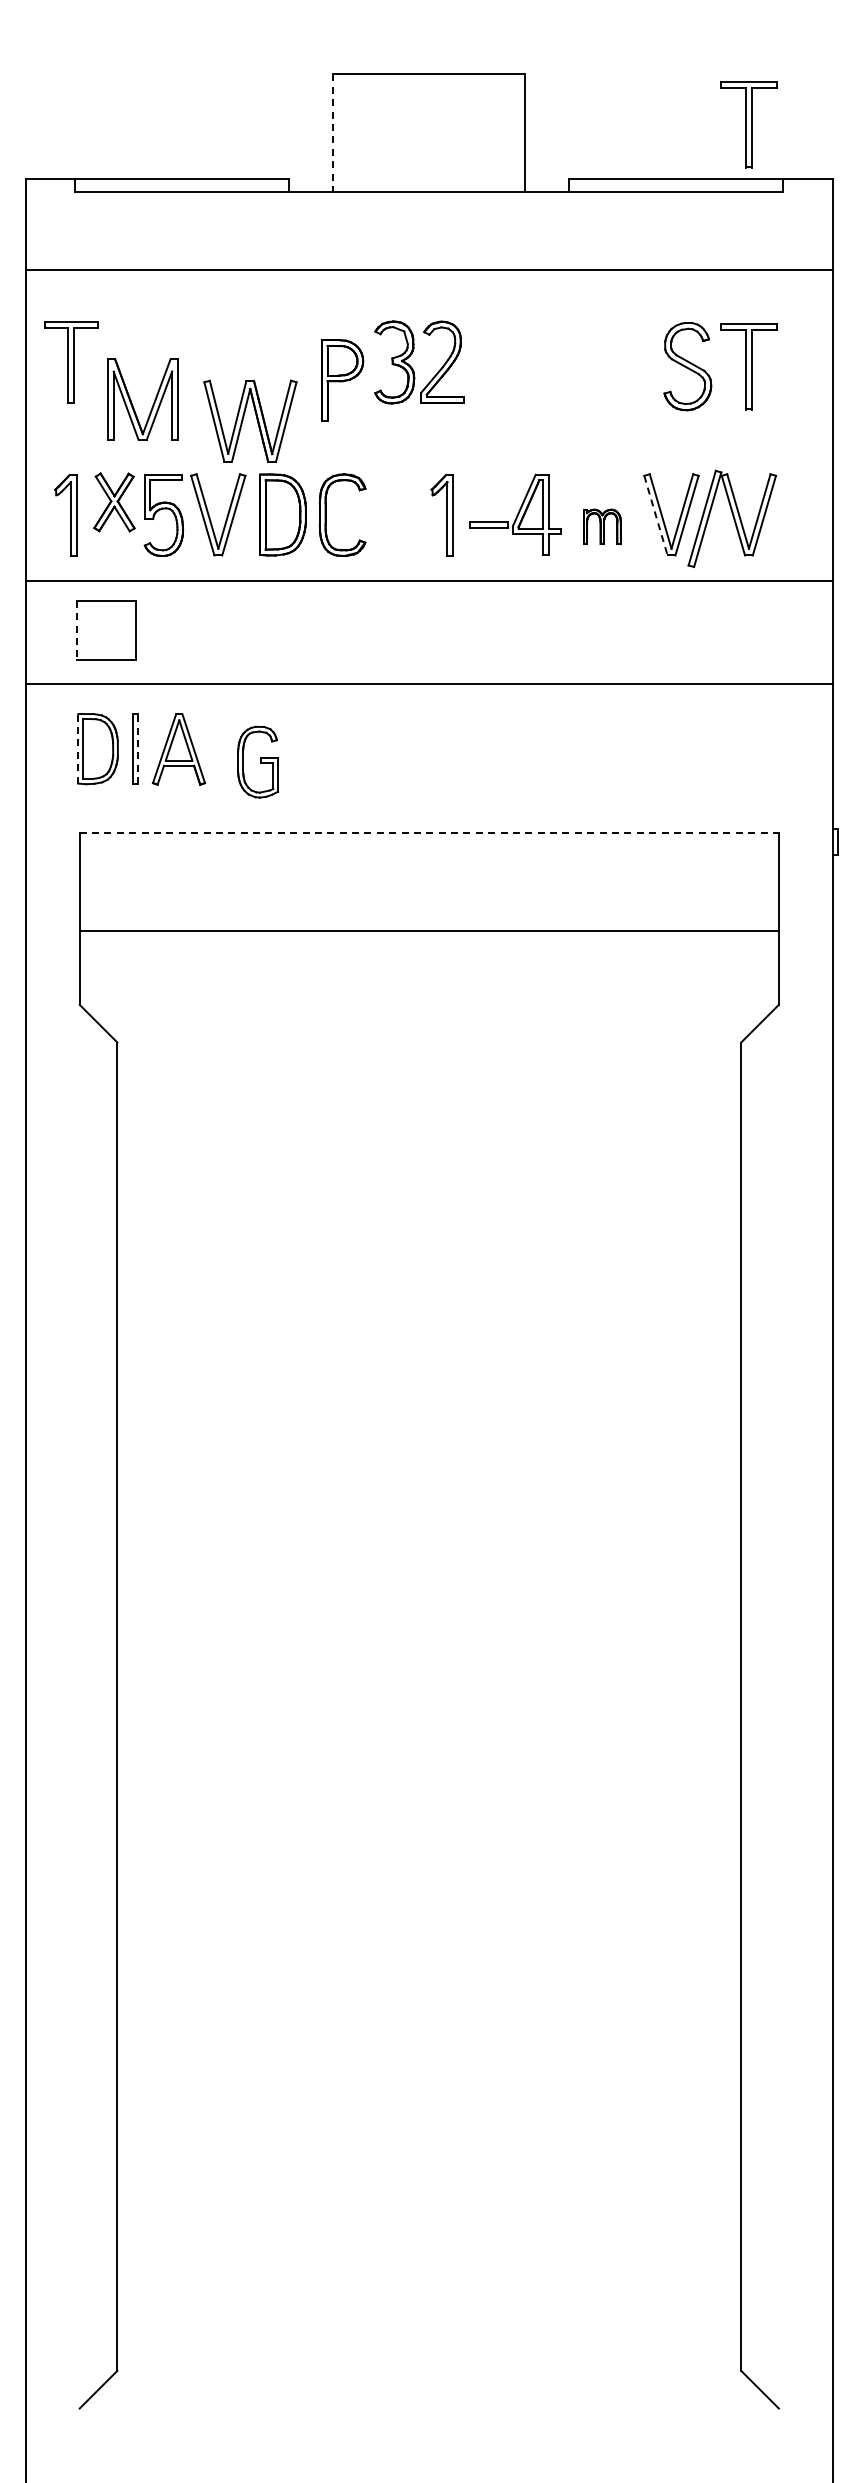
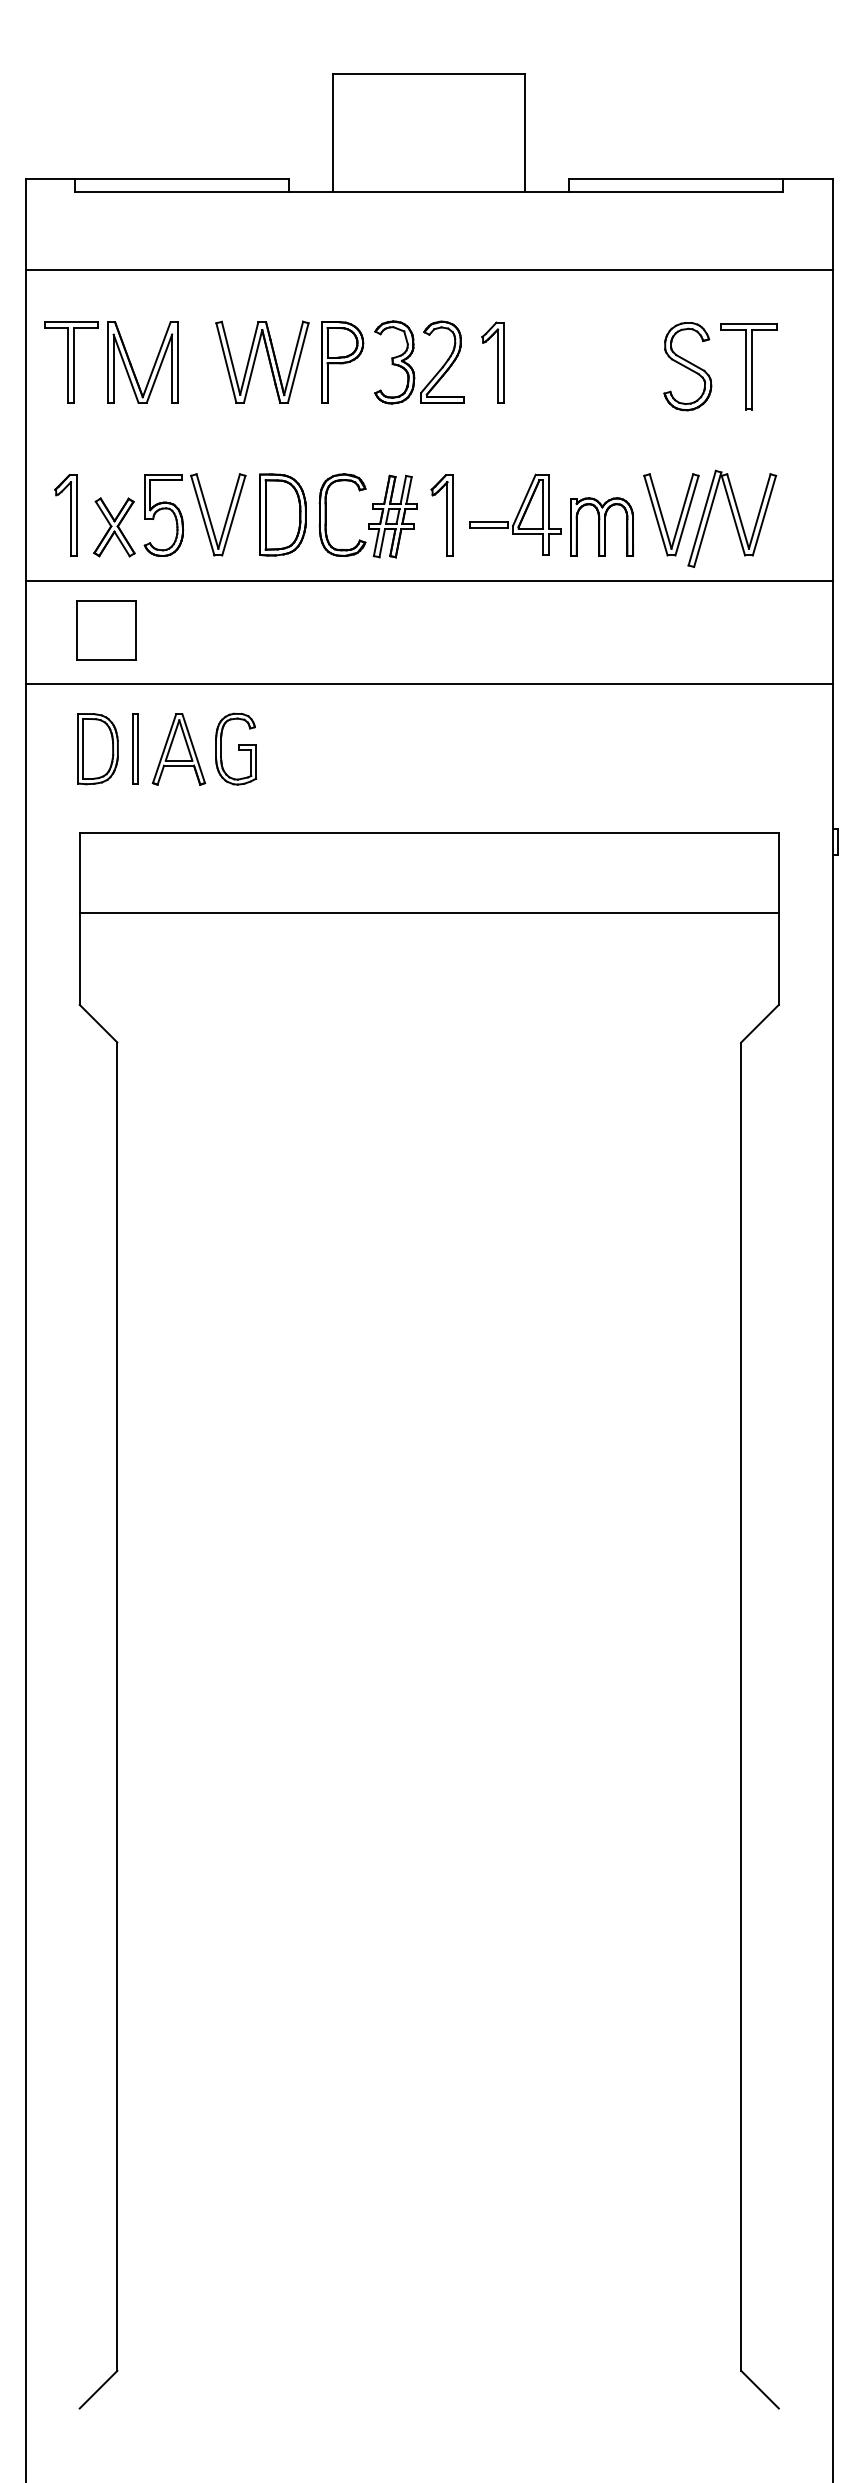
part: present -> none (748, 124)
line: dashed -> solid (333, 133)
part: none -> present (492, 362)
part position: (342, 380) -> (342, 362) (342, 362)
part position: (132, 402) -> (132, 365) (132, 365)
part position: (256, 419) -> (268, 360) (268, 360)
part position: (114, 502) -> (114, 527) (114, 527)
part: none -> present (392, 516)
line: dashed -> solid (656, 516)
part size: 39x37 px -> 65x60 px (602, 526)
line: dashed -> solid (76, 630)
line: dashed -> solid (78, 748)
line: dashed -> solid (137, 749)
part position: (258, 761) -> (236, 748) (236, 748)
line: dashed -> solid (429, 832)
line position: (428, 931) -> (428, 913) (428, 913)
